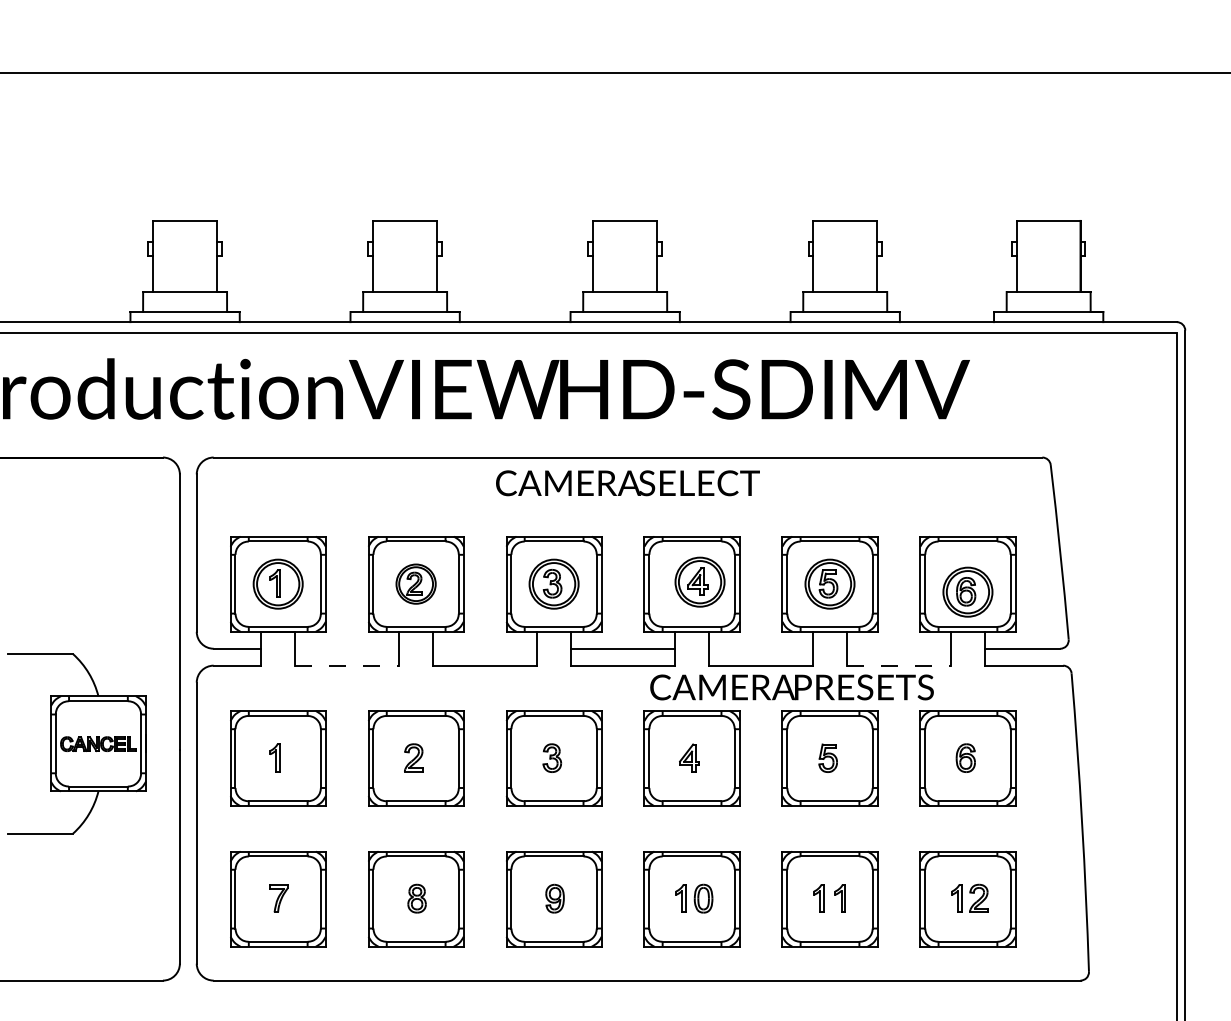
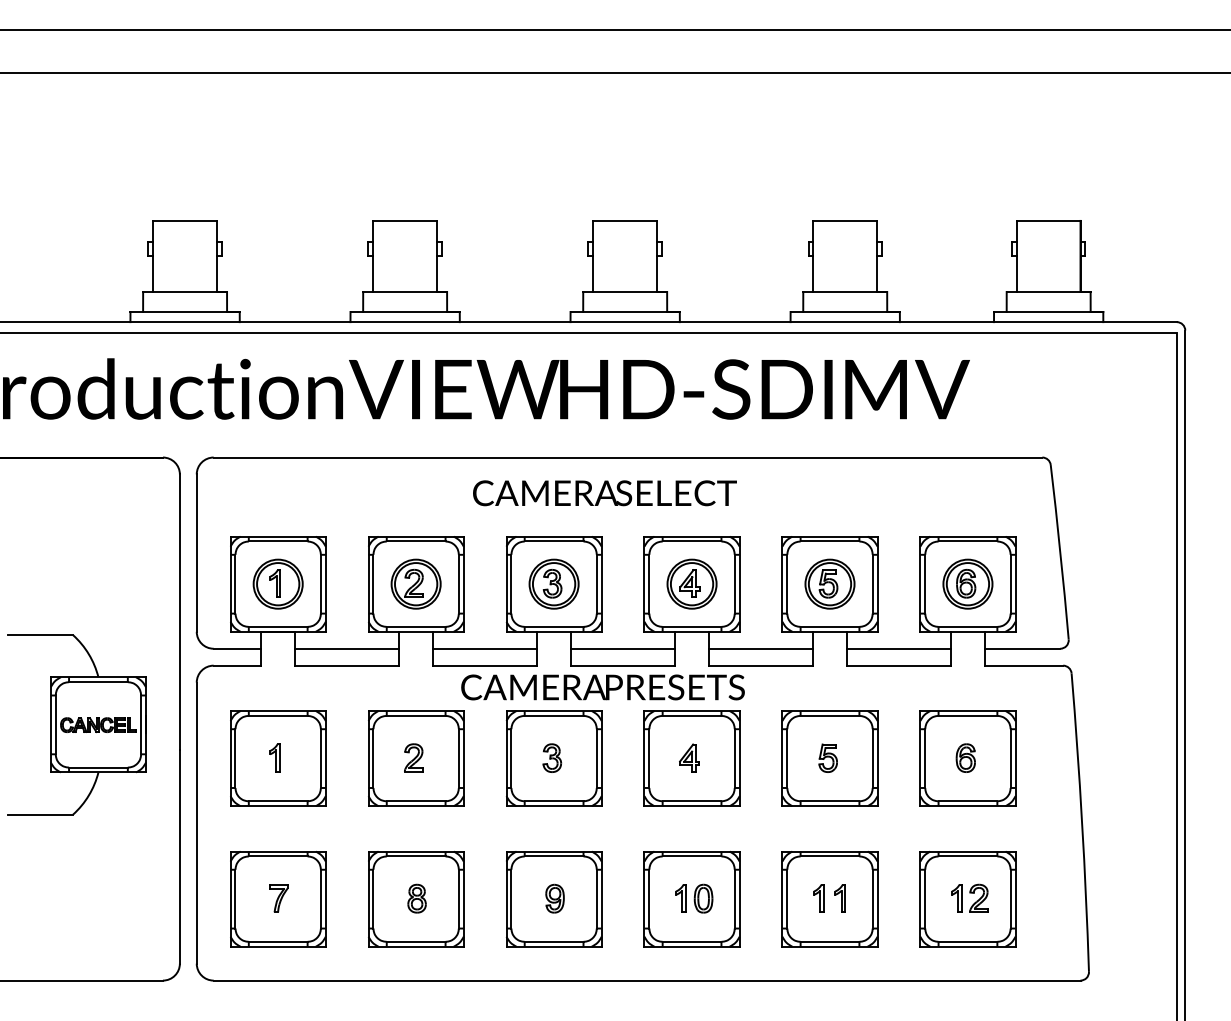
line: none -> present (614, 30)
text position: (627, 483) -> (604, 493) (604, 493)
part position: (699, 581) -> (691, 583) (691, 583)
part size: 42x42 px -> 52x52 px (415, 583)
part position: (967, 591) -> (967, 583) (967, 583)
line: none -> present (347, 648)
line: none -> present (485, 648)
line: none -> present (760, 648)
line: none -> present (898, 648)
line: dashed -> solid (347, 665)
line: dashed -> solid (899, 665)
text position: (791, 687) -> (602, 687) (602, 687)
part position: (76, 743) -> (76, 724) (76, 724)
